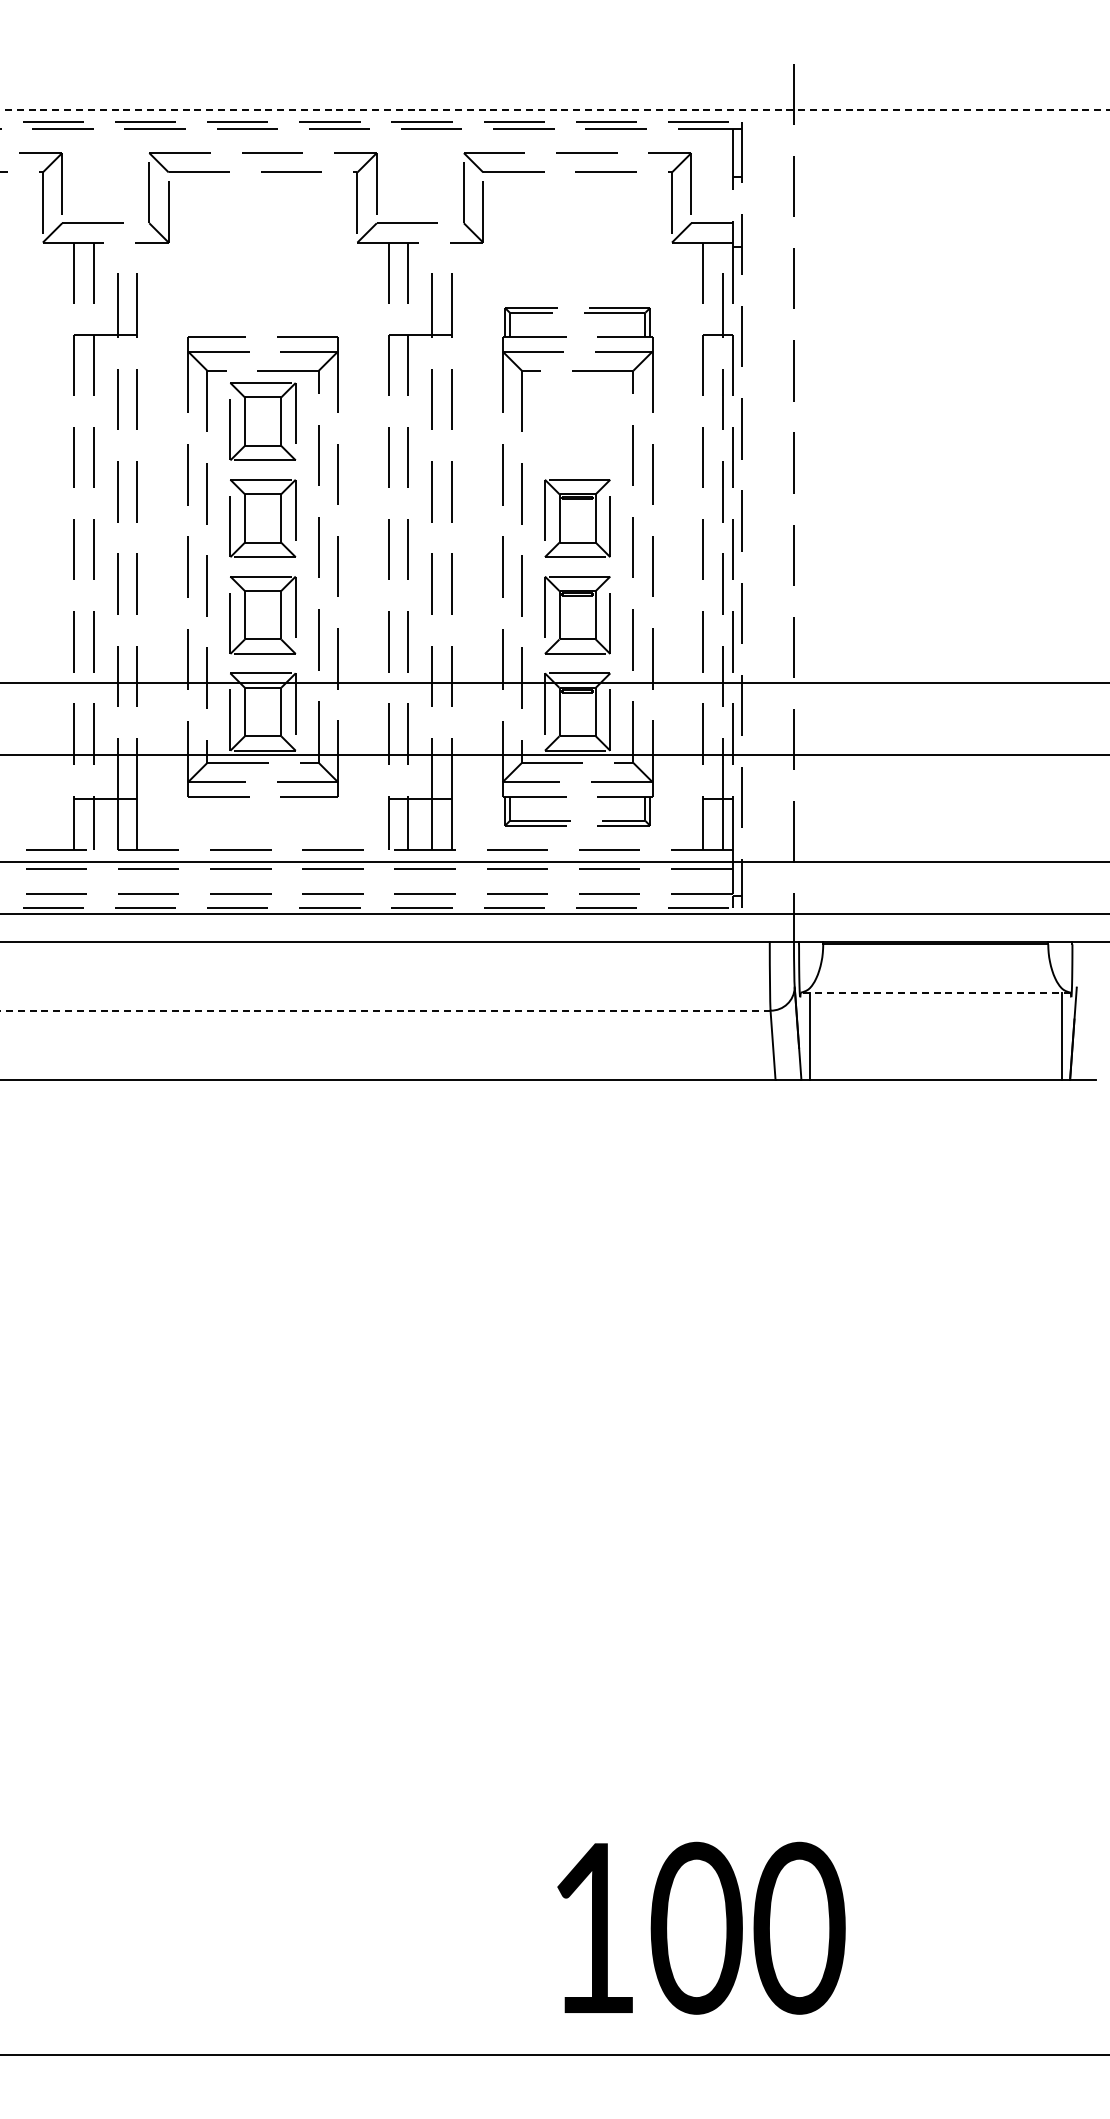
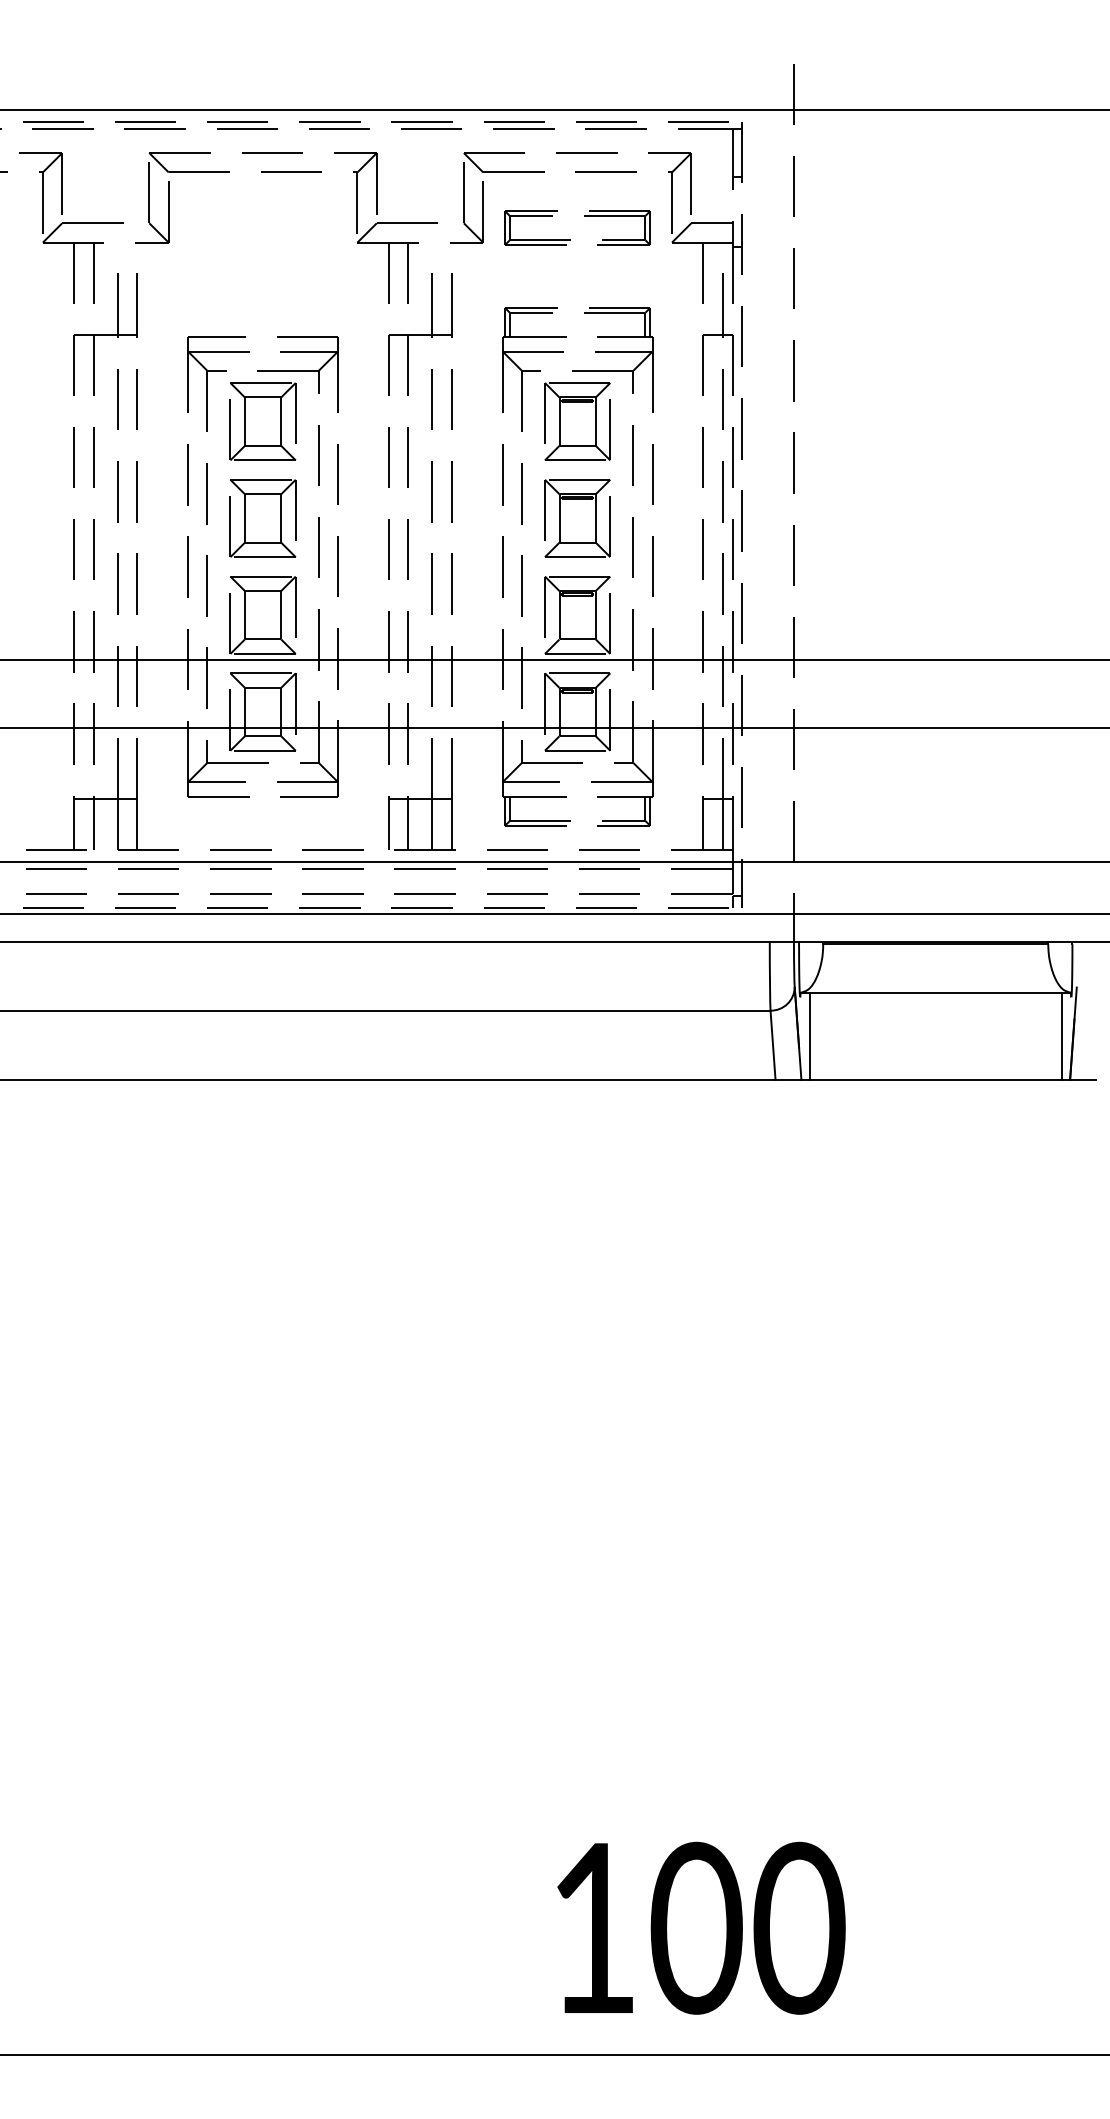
line: dashed -> solid (555, 109)
part: none -> present (584, 216)
part: none -> present (577, 421)
line position: (554, 682) -> (554, 659) (554, 659)
line position: (554, 755) -> (554, 728) (554, 728)
line: dashed -> solid (935, 992)
line: dashed -> solid (385, 1010)
